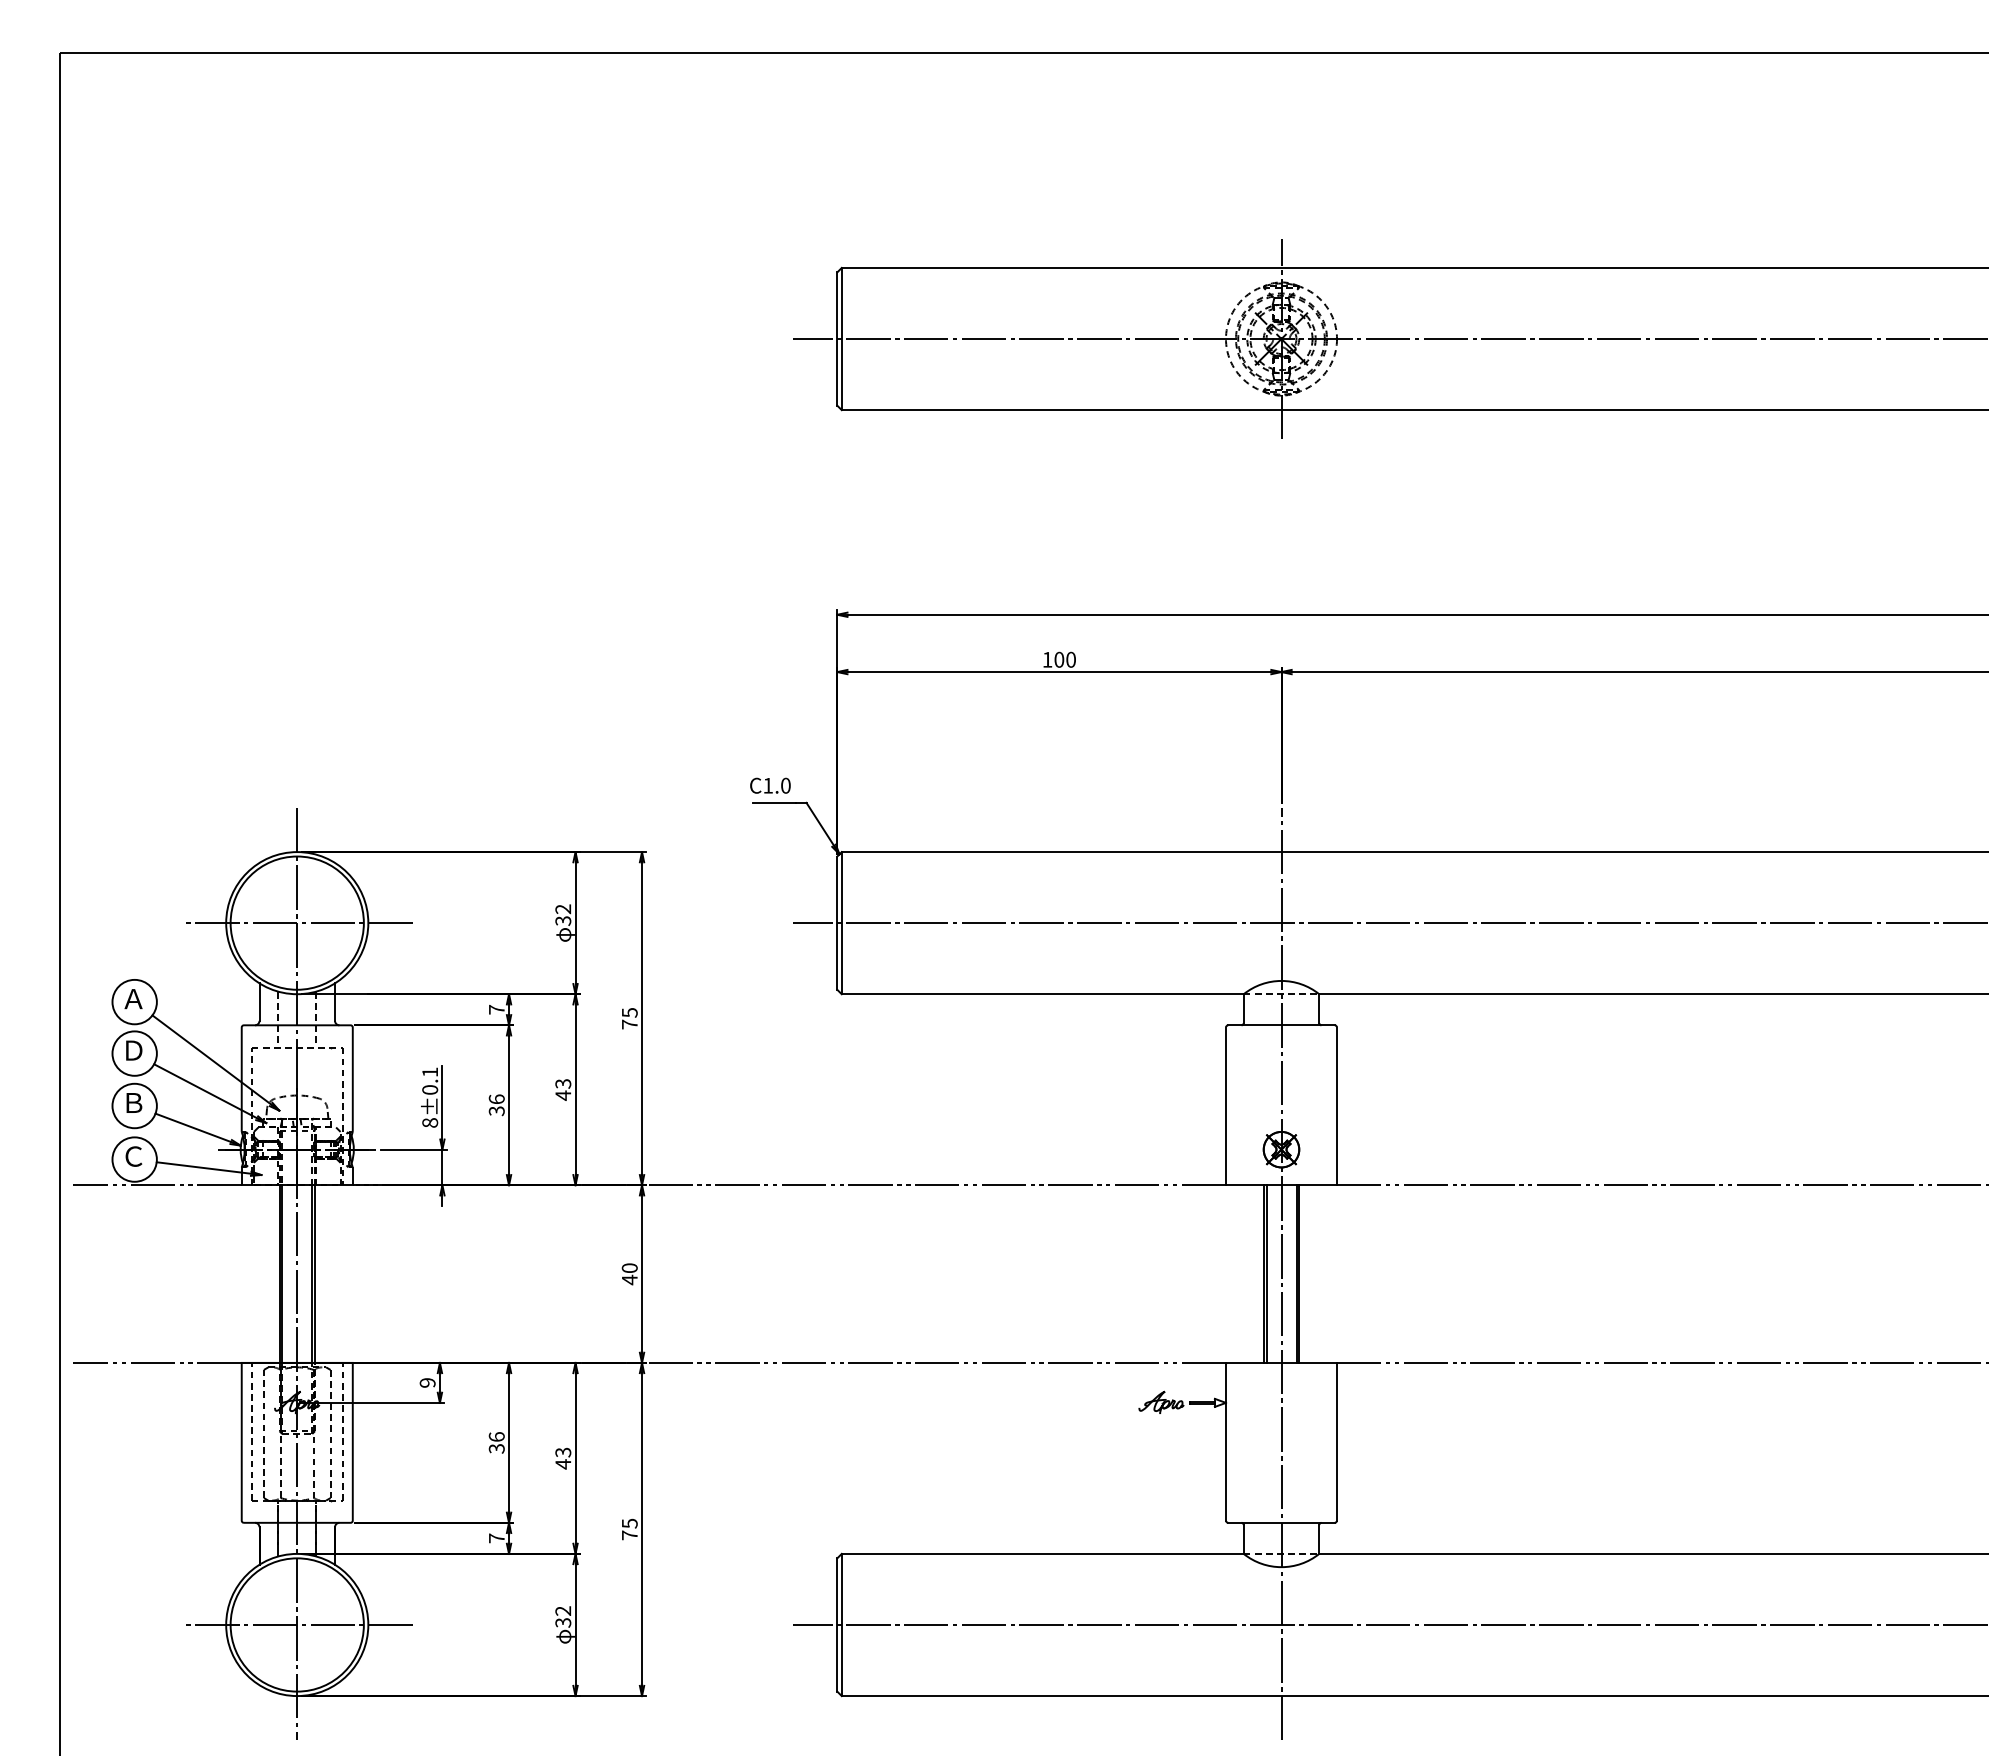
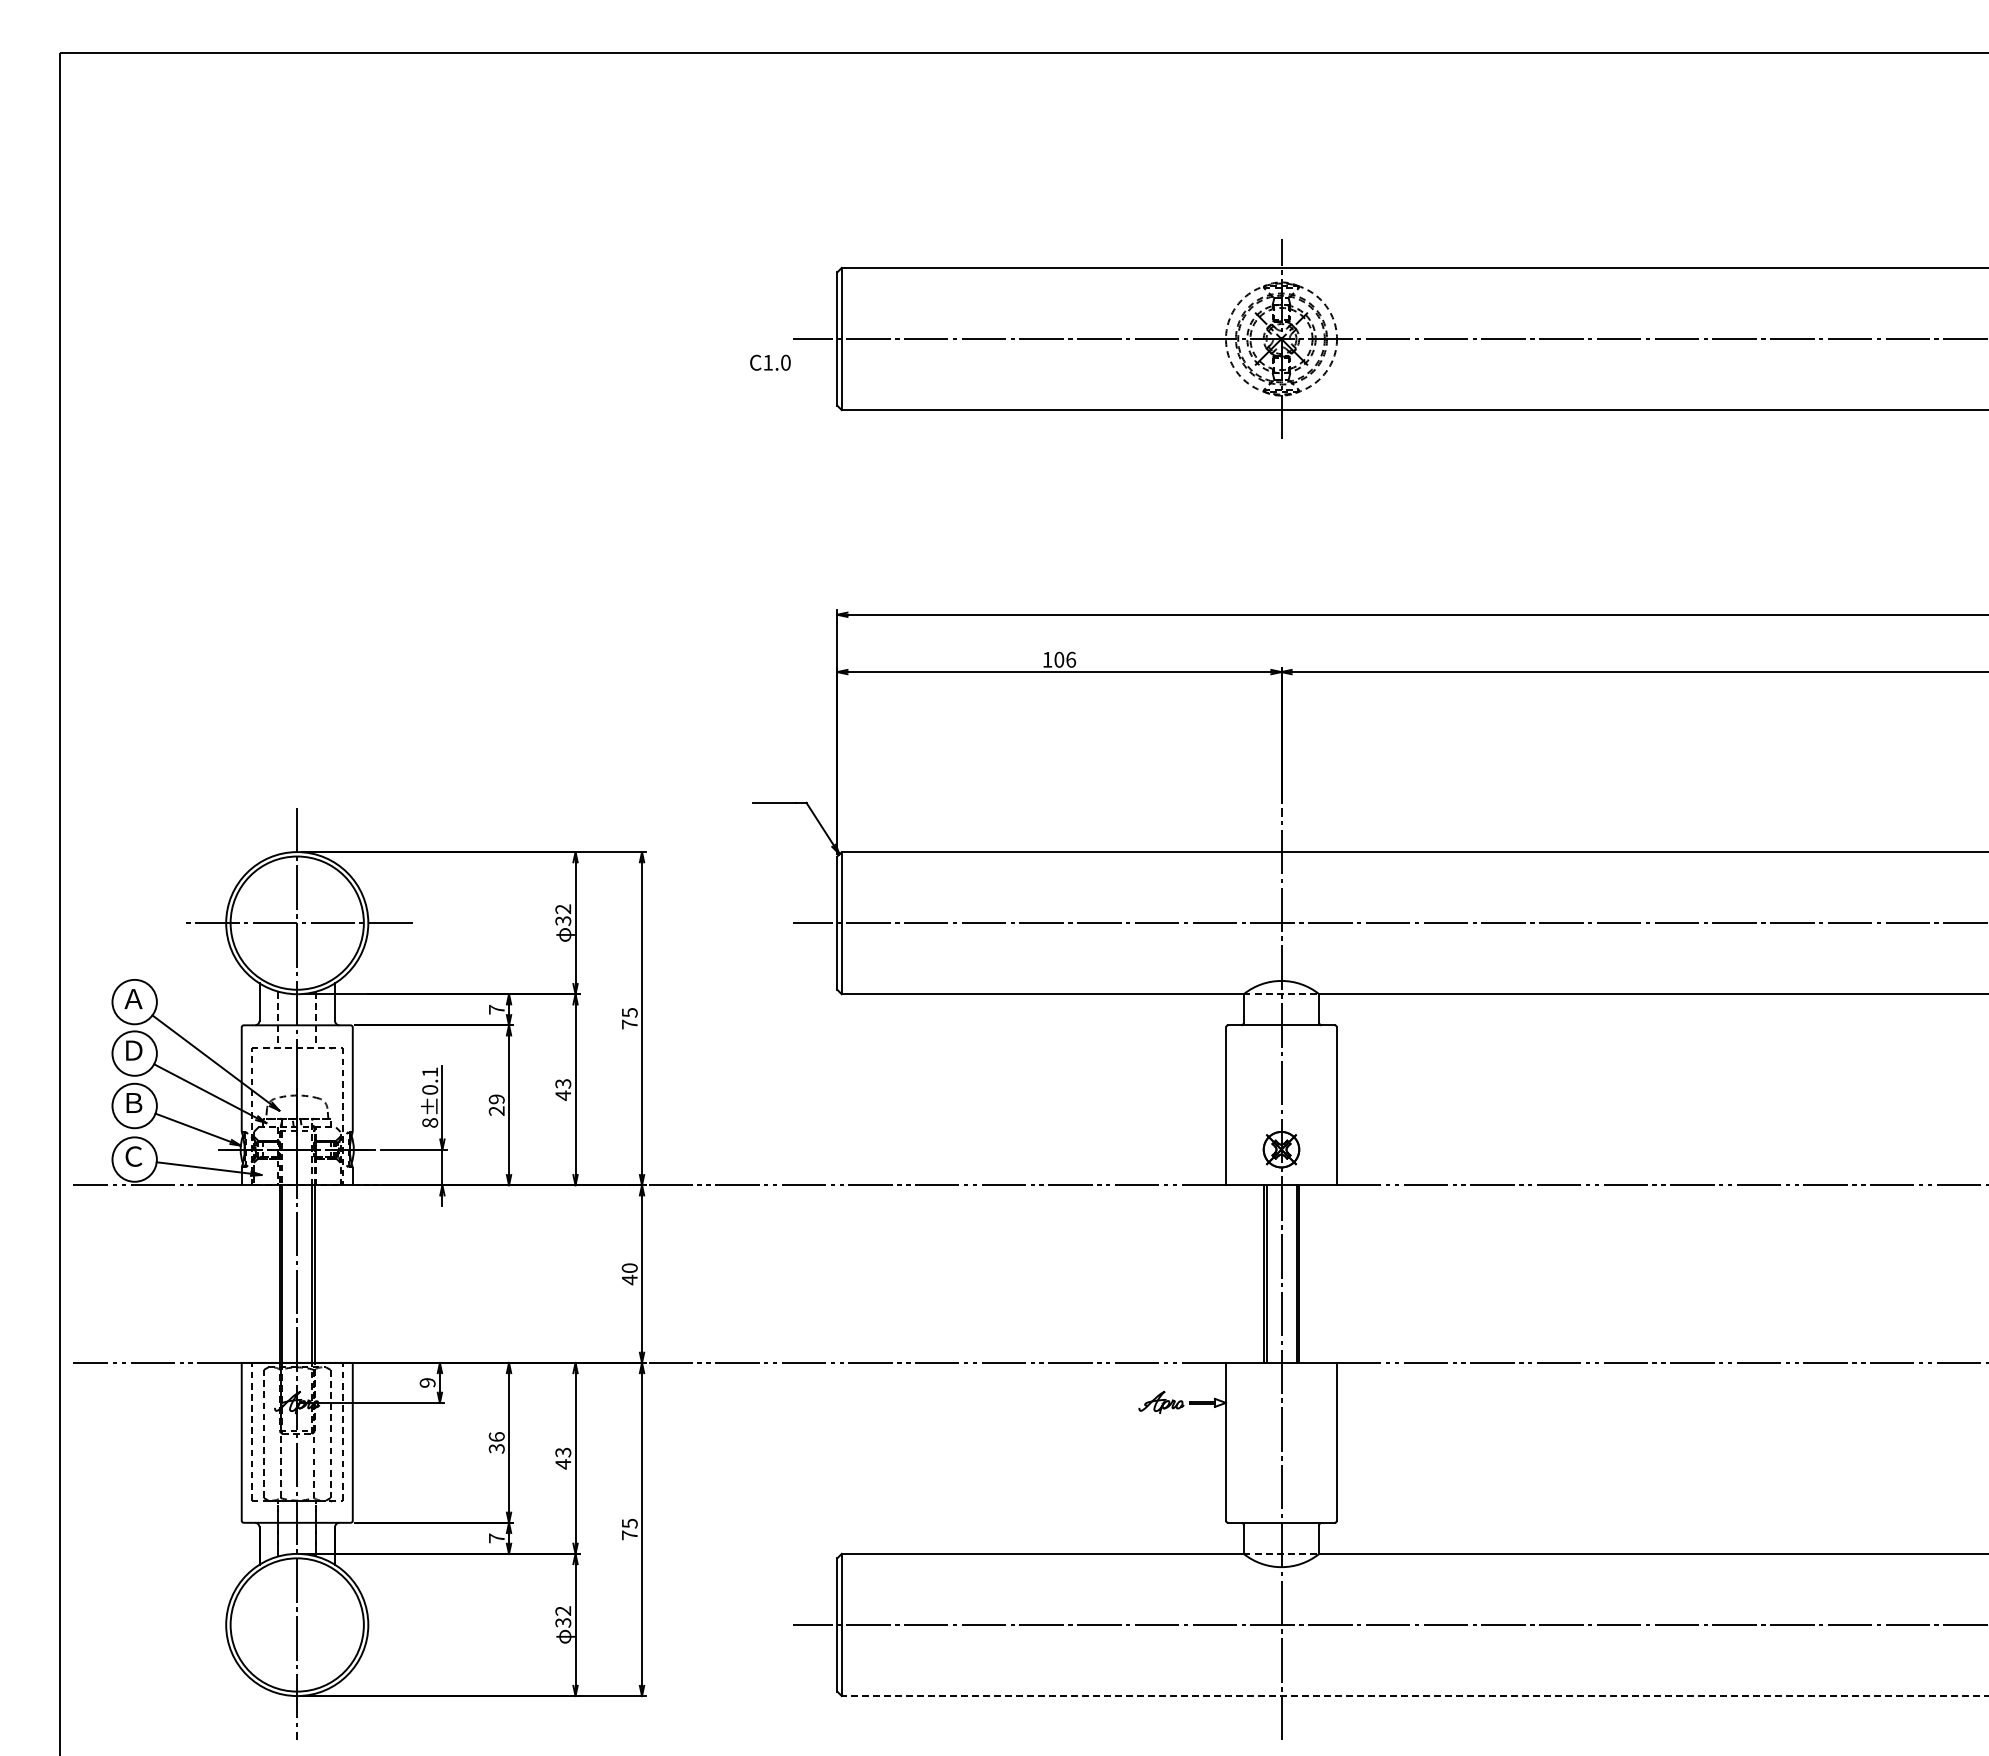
text: 100 -> 106 (1071, 659)
text position: (770, 785) -> (770, 362) (770, 362)
text: 36 -> 29 (496, 1105)
line: present -> none (296, 1624)
line: solid -> dashed (1414, 1696)
